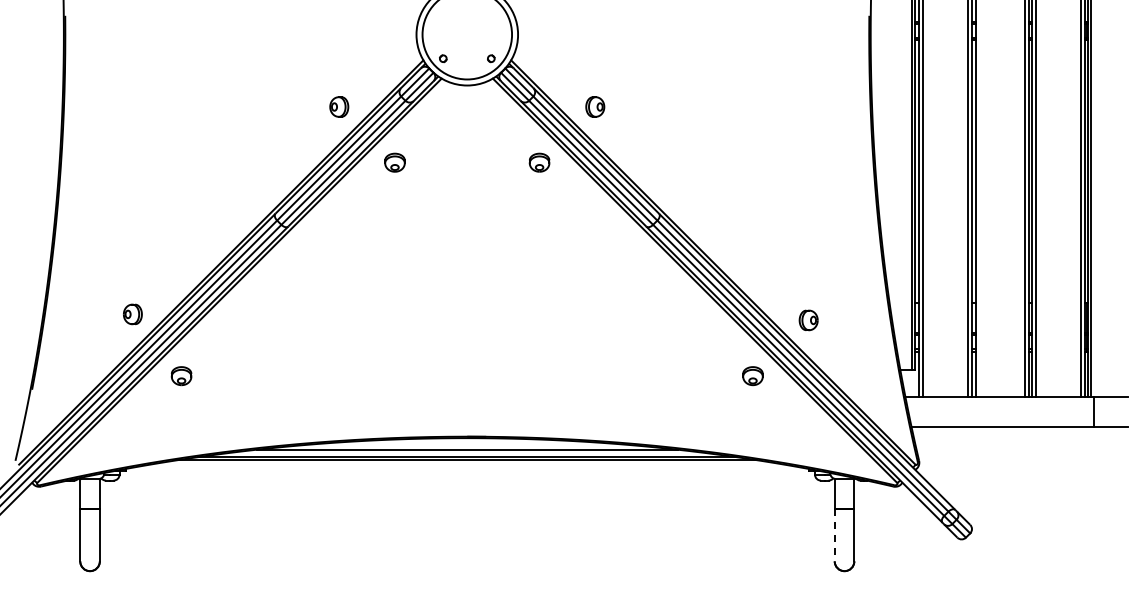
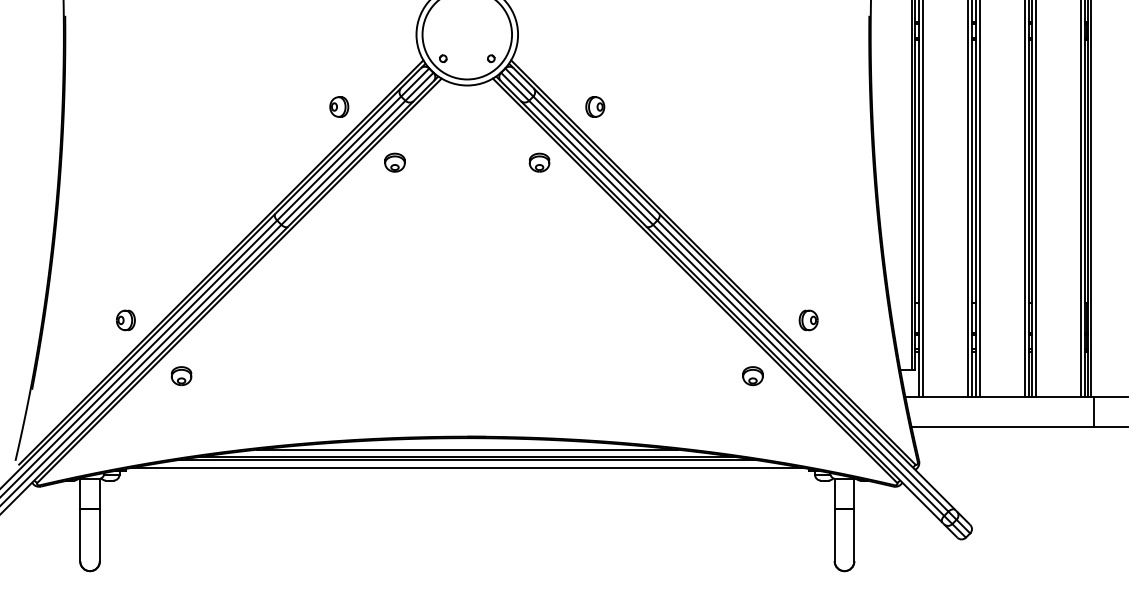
line: none -> present (979, 199)
part position: (132, 314) -> (125, 320) (125, 320)
line: none -> present (467, 467)
line: dashed -> solid (834, 535)
